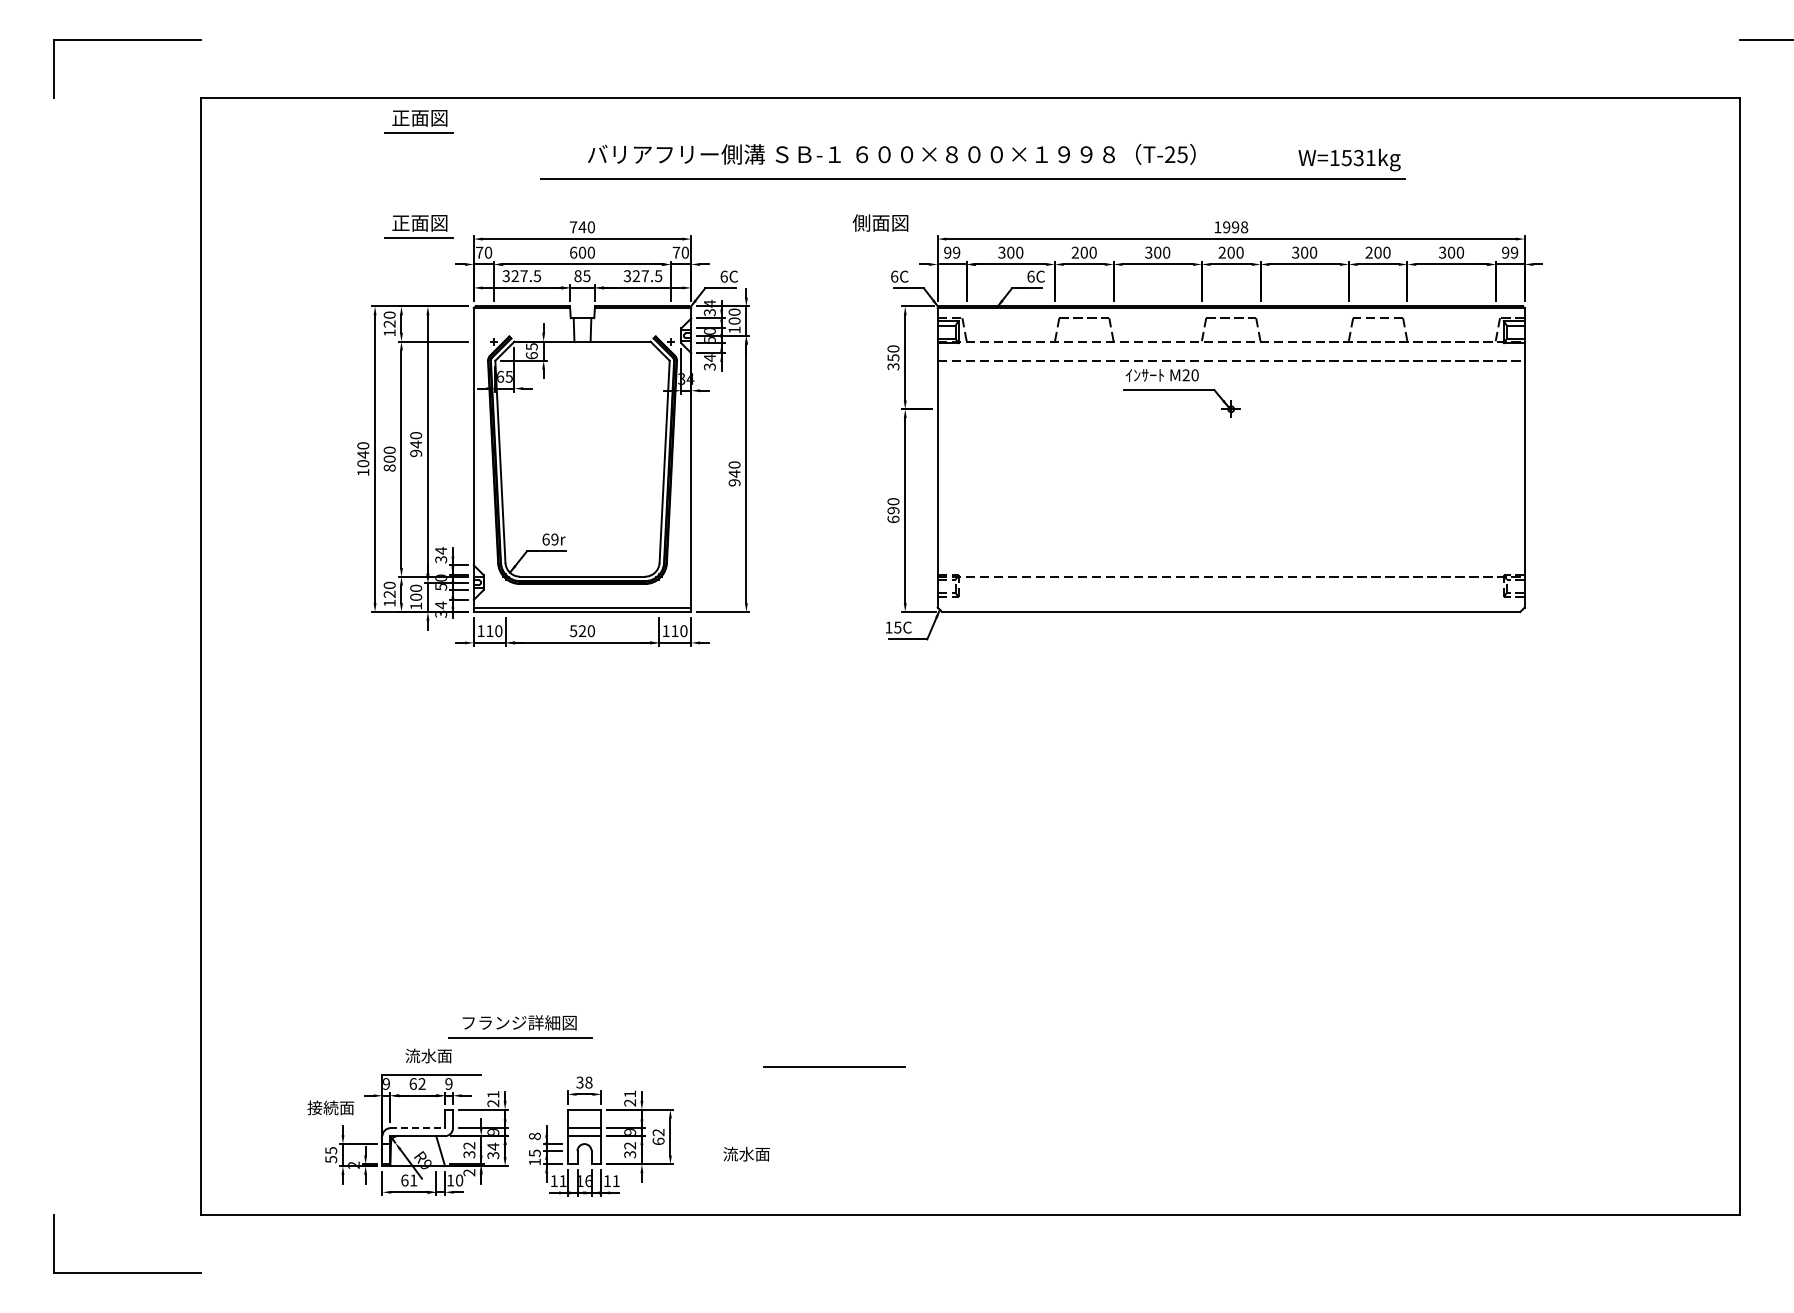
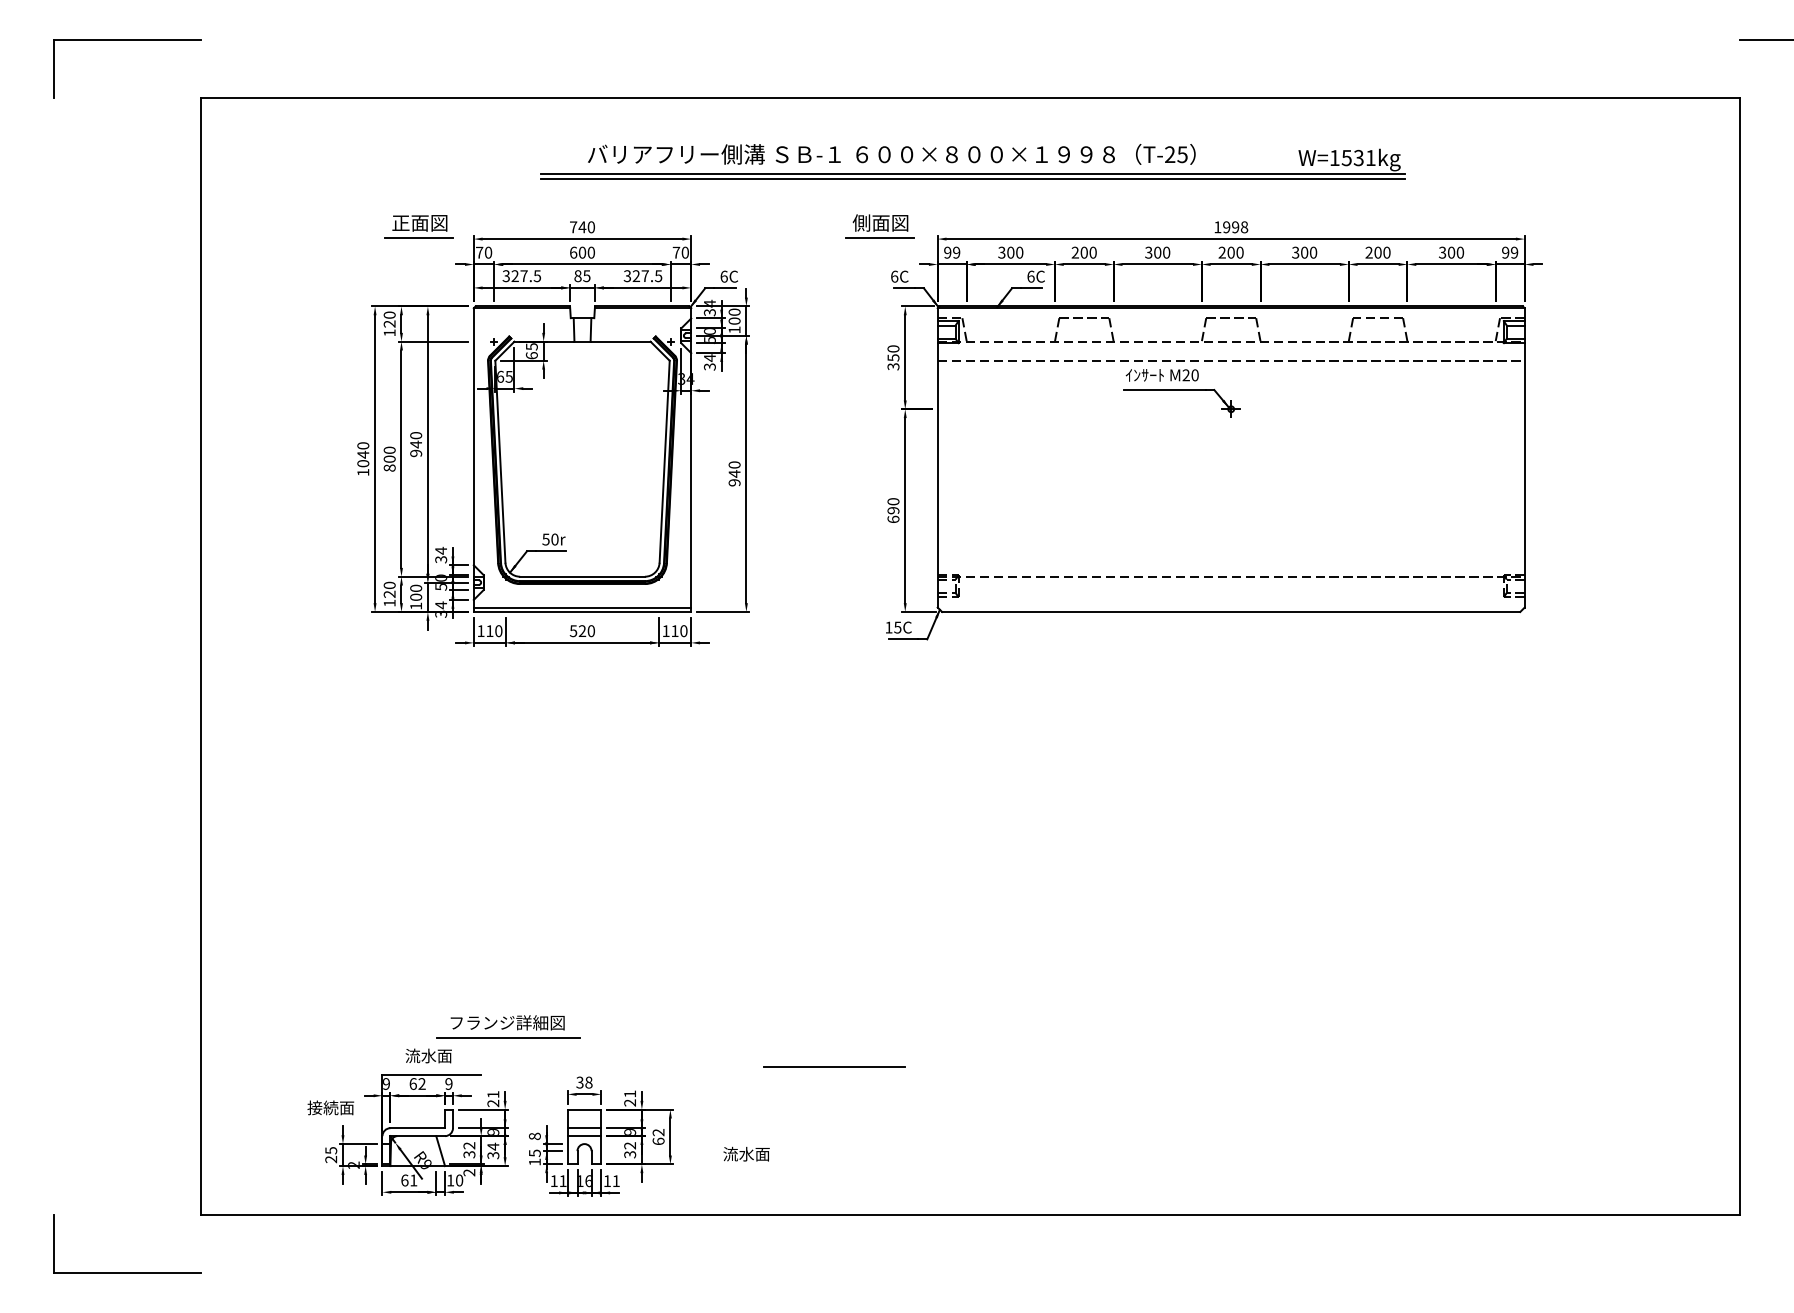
part: present -> none (418, 121)
line: none -> present (972, 174)
line: none -> present (880, 238)
text: 69r -> 50r (550, 539)
part position: (520, 1026) -> (508, 1026) (508, 1026)
line: dashed -> solid (418, 1128)
text: 55 -> 25 (331, 1159)
